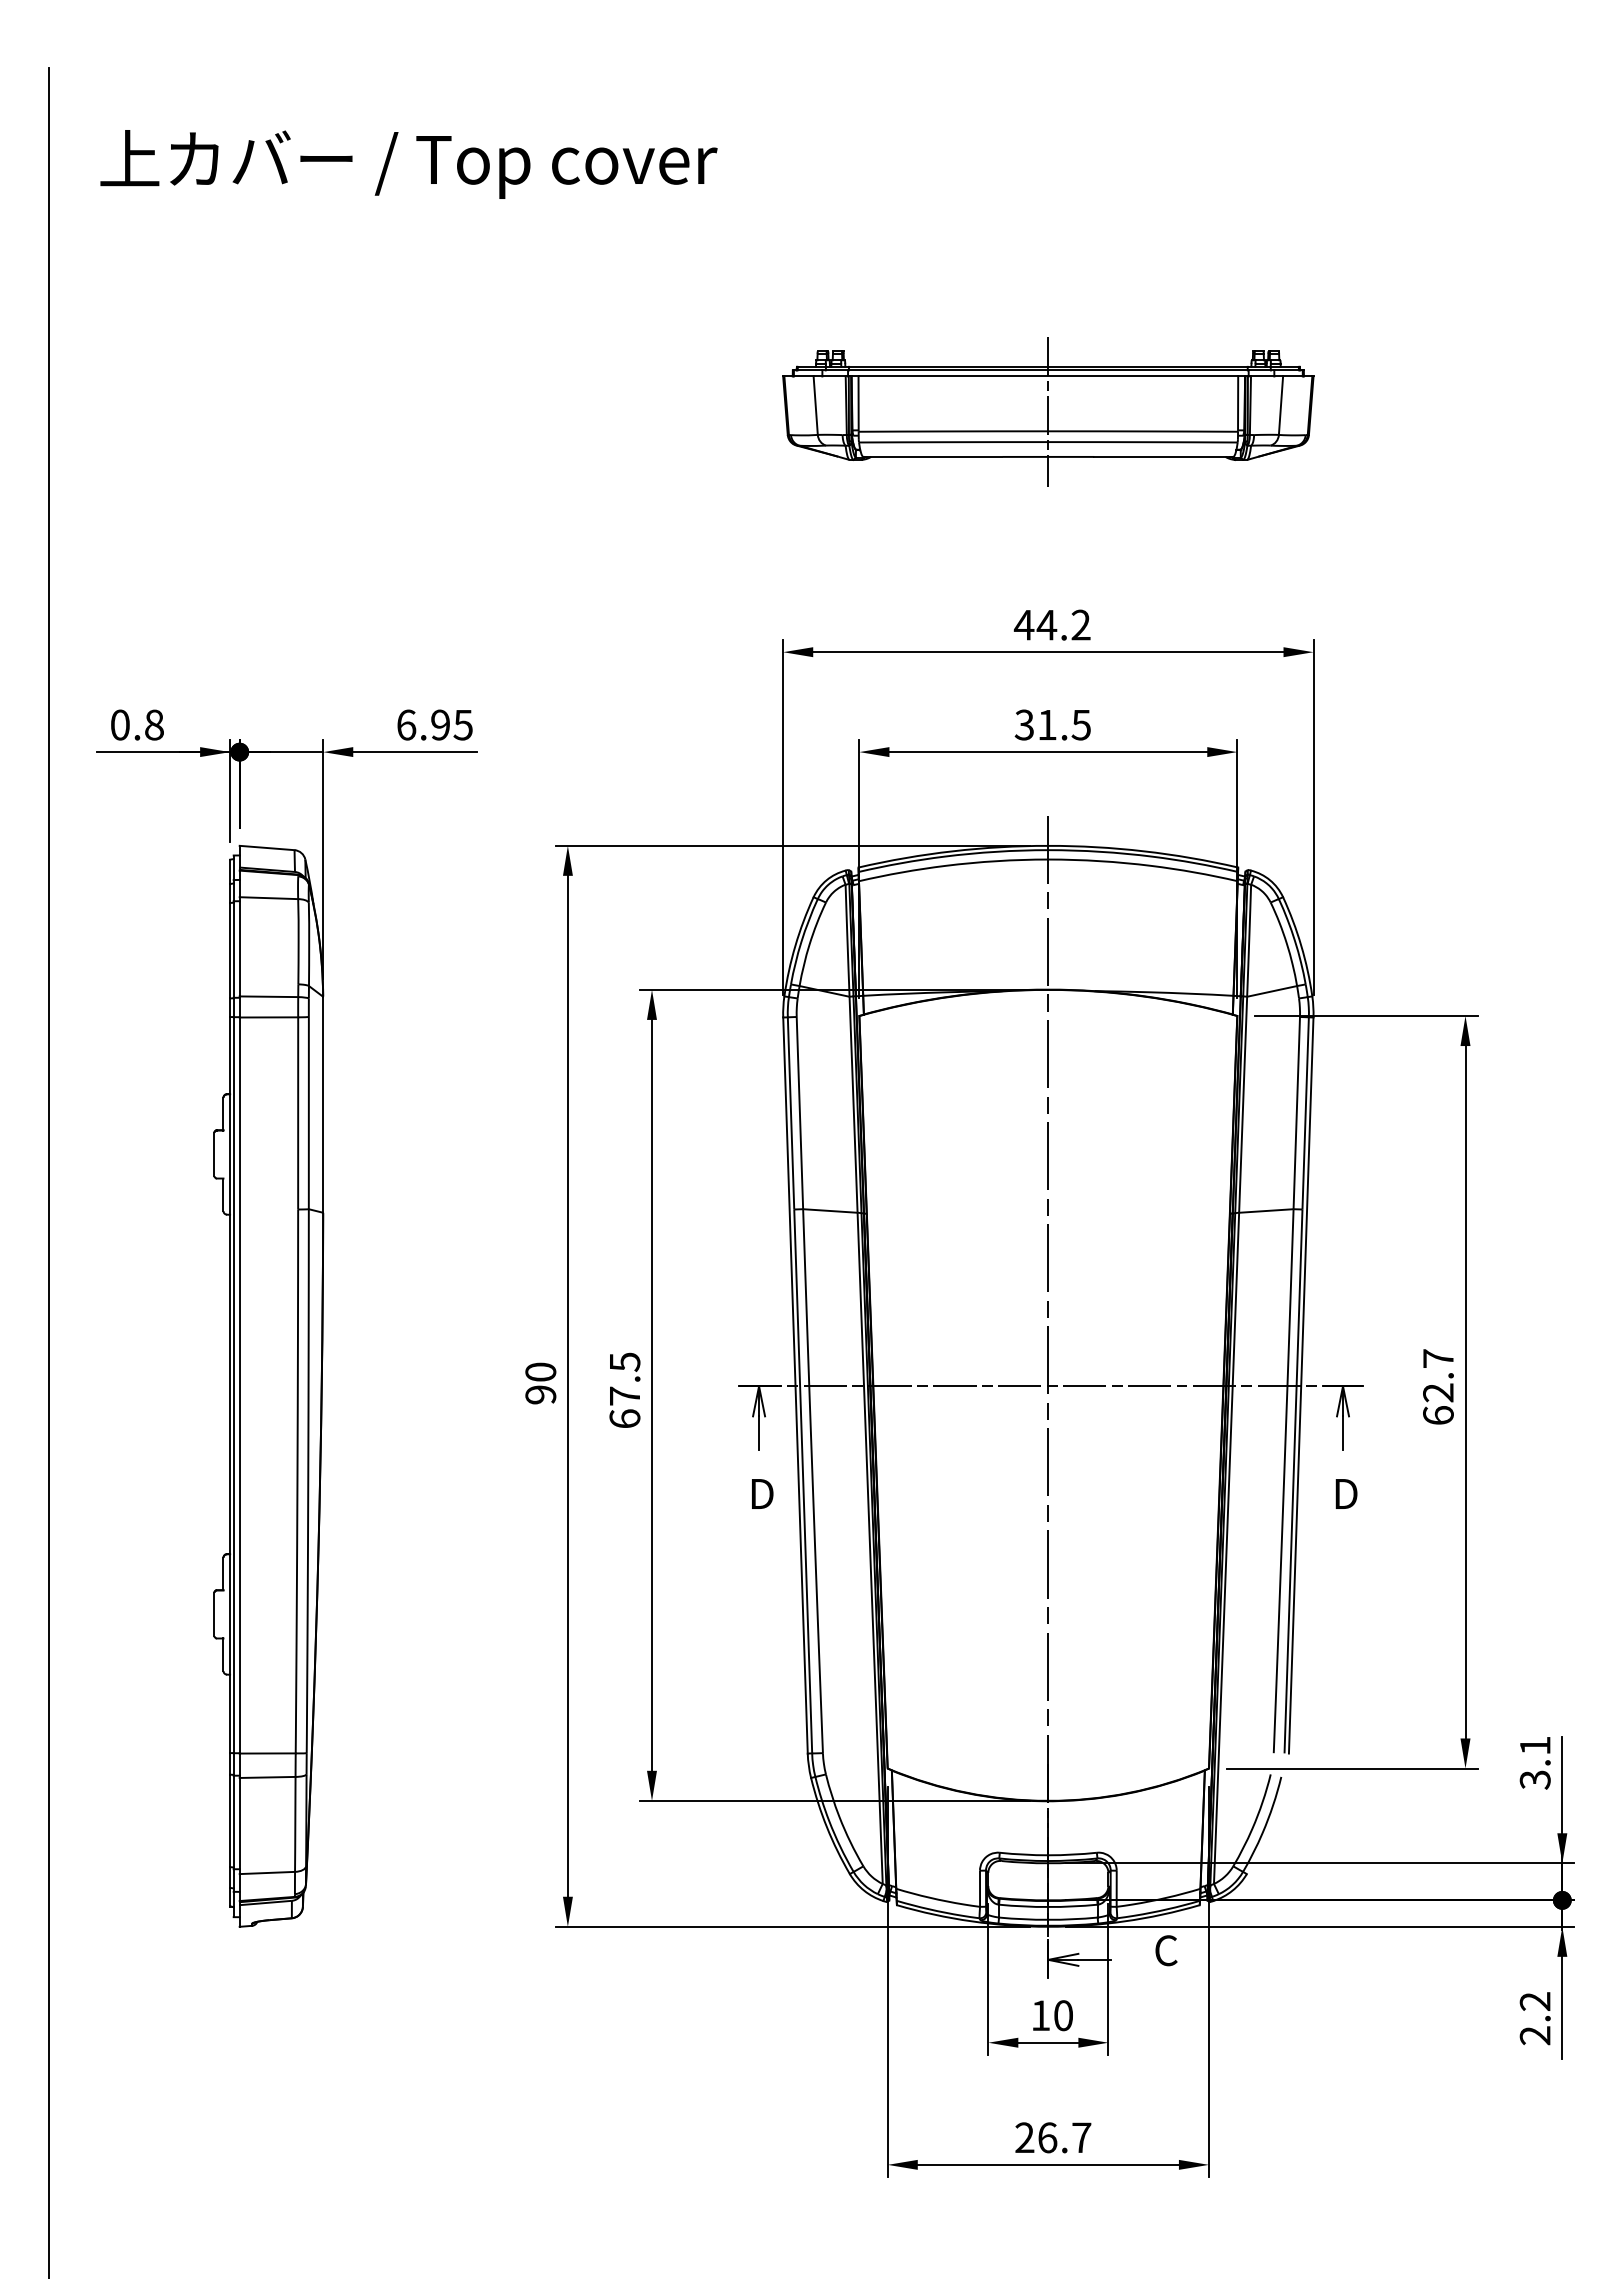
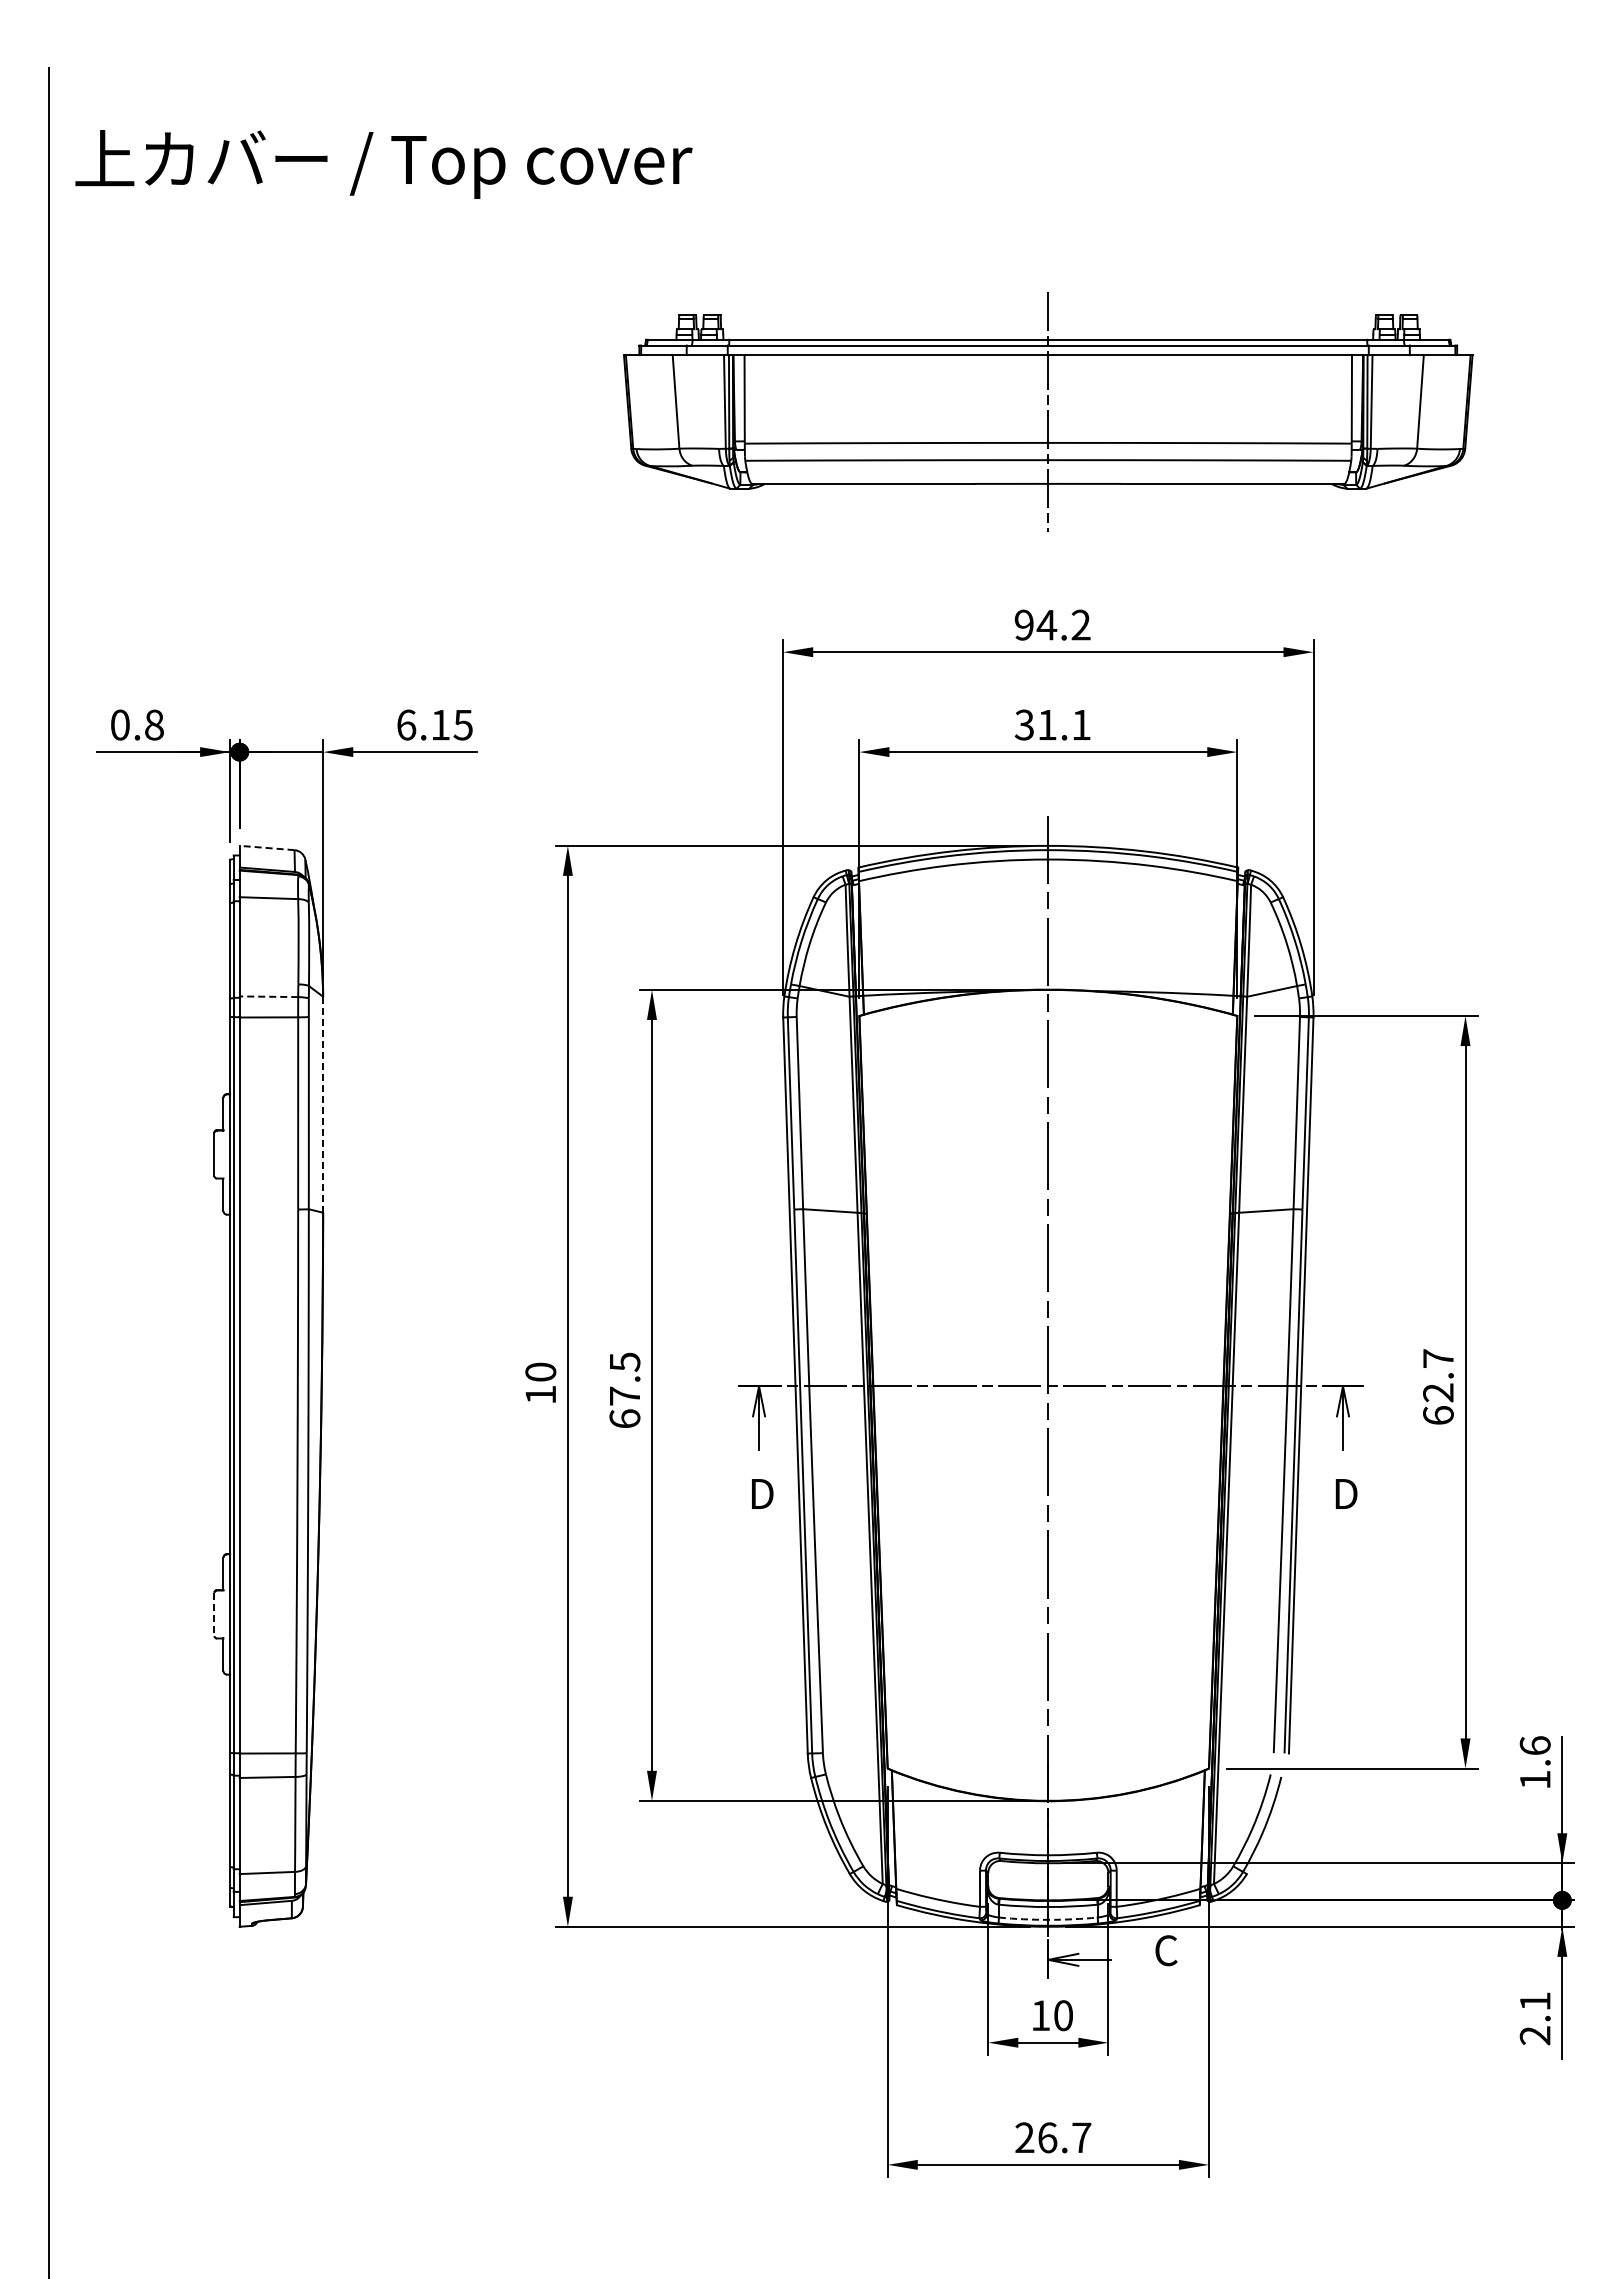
text position: (408, 164) -> (383, 164) (383, 164)
part size: 533x150 px -> 851x240 px (1048, 411)
text: 44.2 -> 94.2 (1023, 624)
text: 6.95 -> 6.15 (440, 724)
text: 31.5 -> 31.1 (1080, 725)
line: solid -> dashed (267, 848)
line: solid -> dashed (268, 996)
line: solid -> dashed (323, 1104)
text: 90 -> 10 (540, 1394)
line: solid -> dashed (214, 1614)
text: 3.1 -> 1.6 (1534, 1762)
arc: solid -> dashed (1048, 1919)
text: 2.2 -> 2.1 (1534, 2001)
